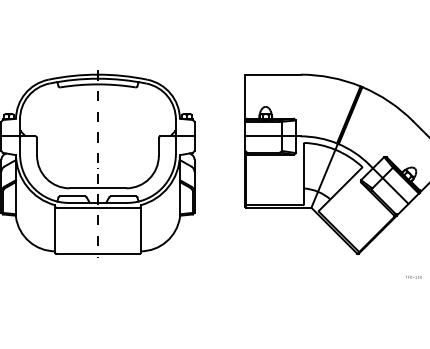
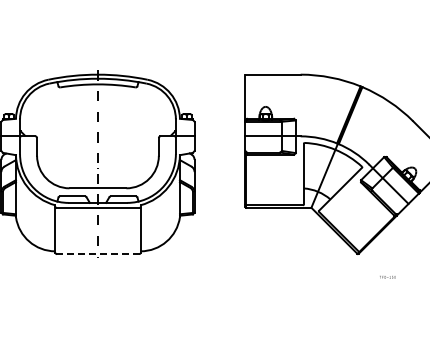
line: solid -> dashed (97, 253)
text position: (413, 277) -> (387, 277) (387, 277)
